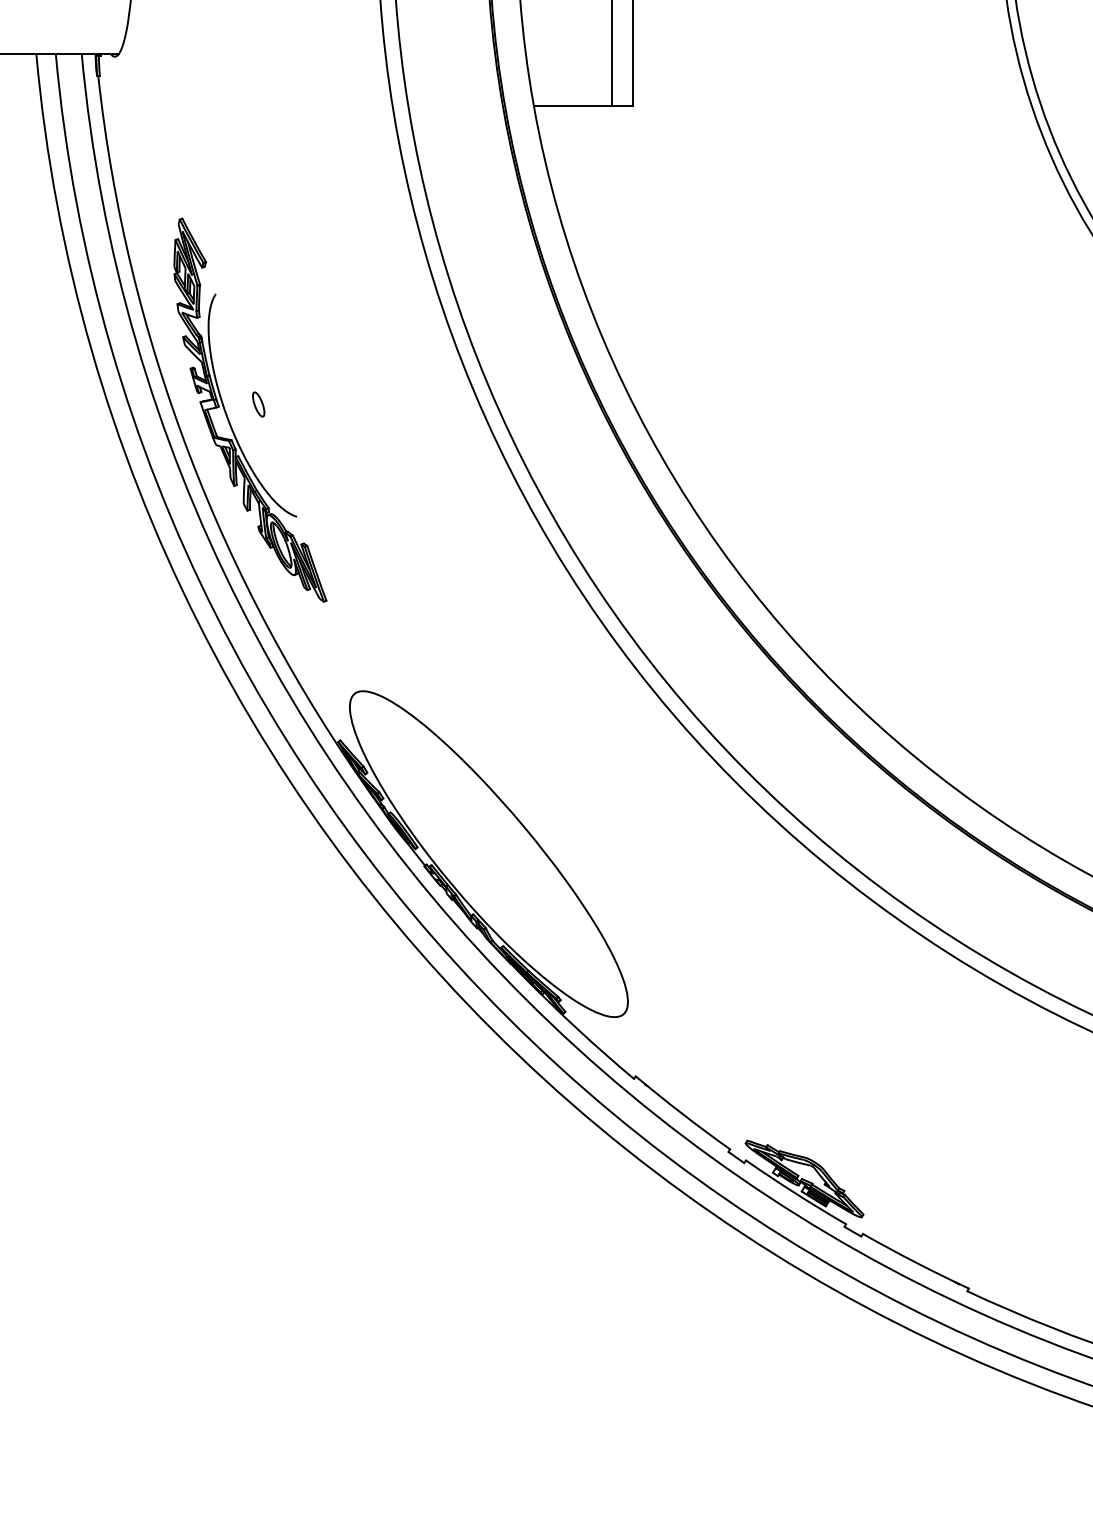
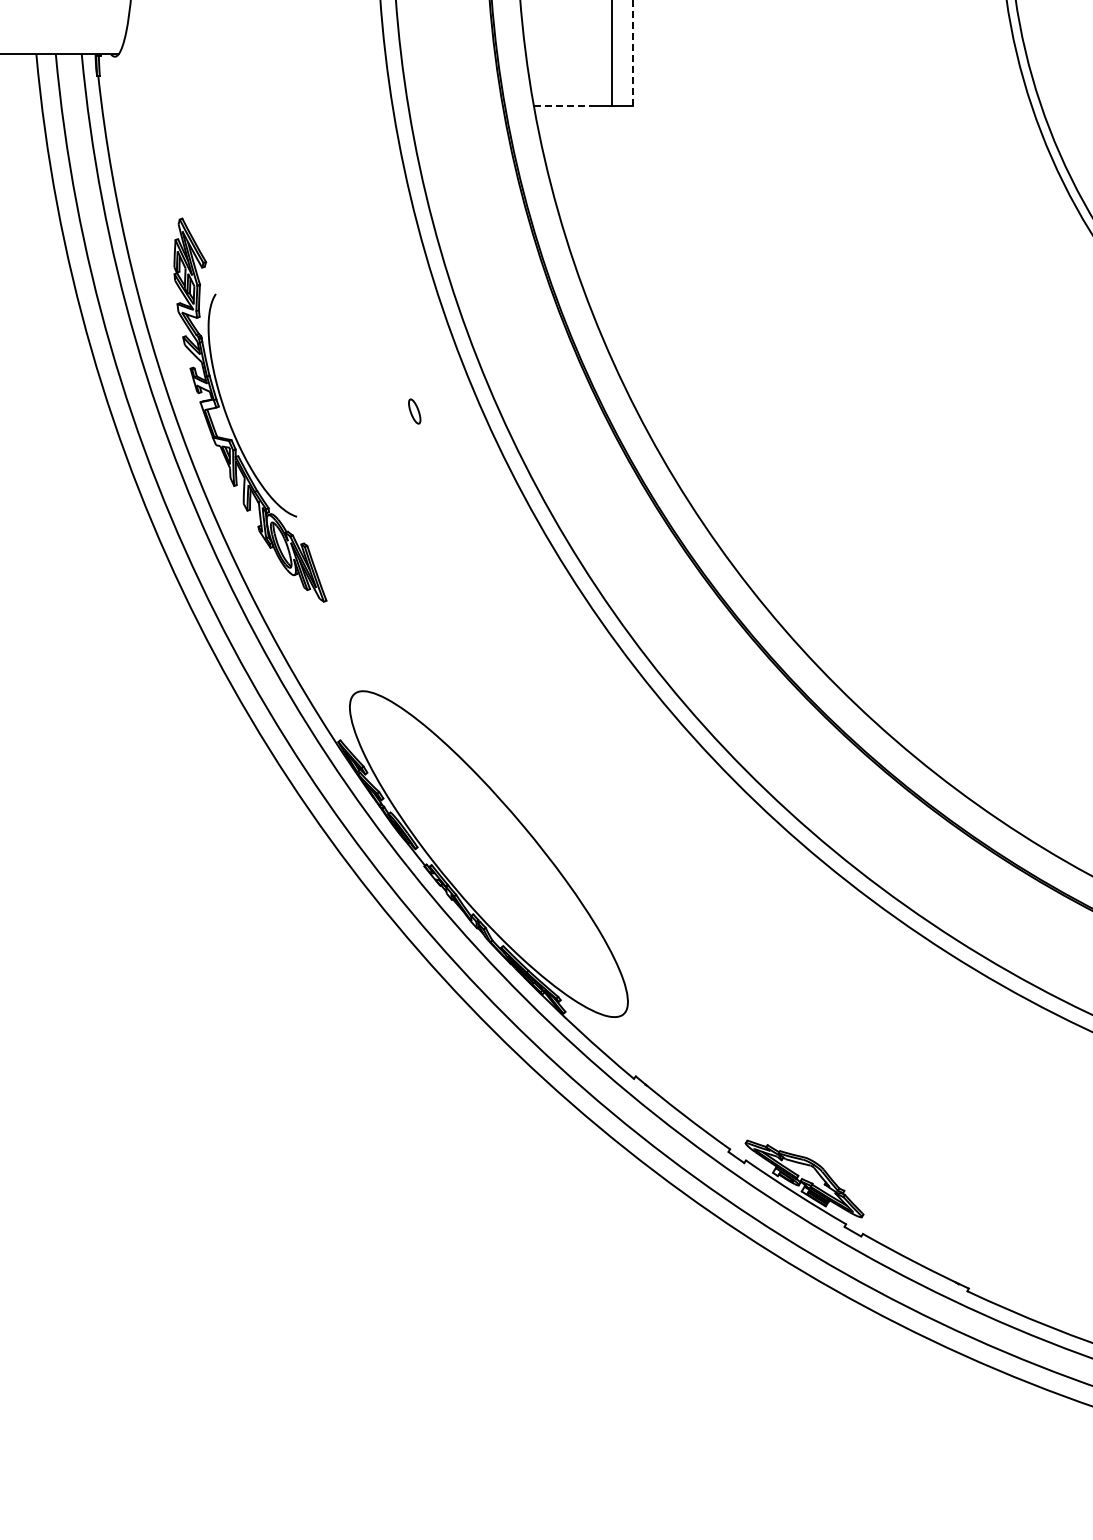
line: solid -> dashed (632, 52)
line: solid -> dashed (562, 105)
part position: (258, 404) -> (414, 411) (414, 411)
